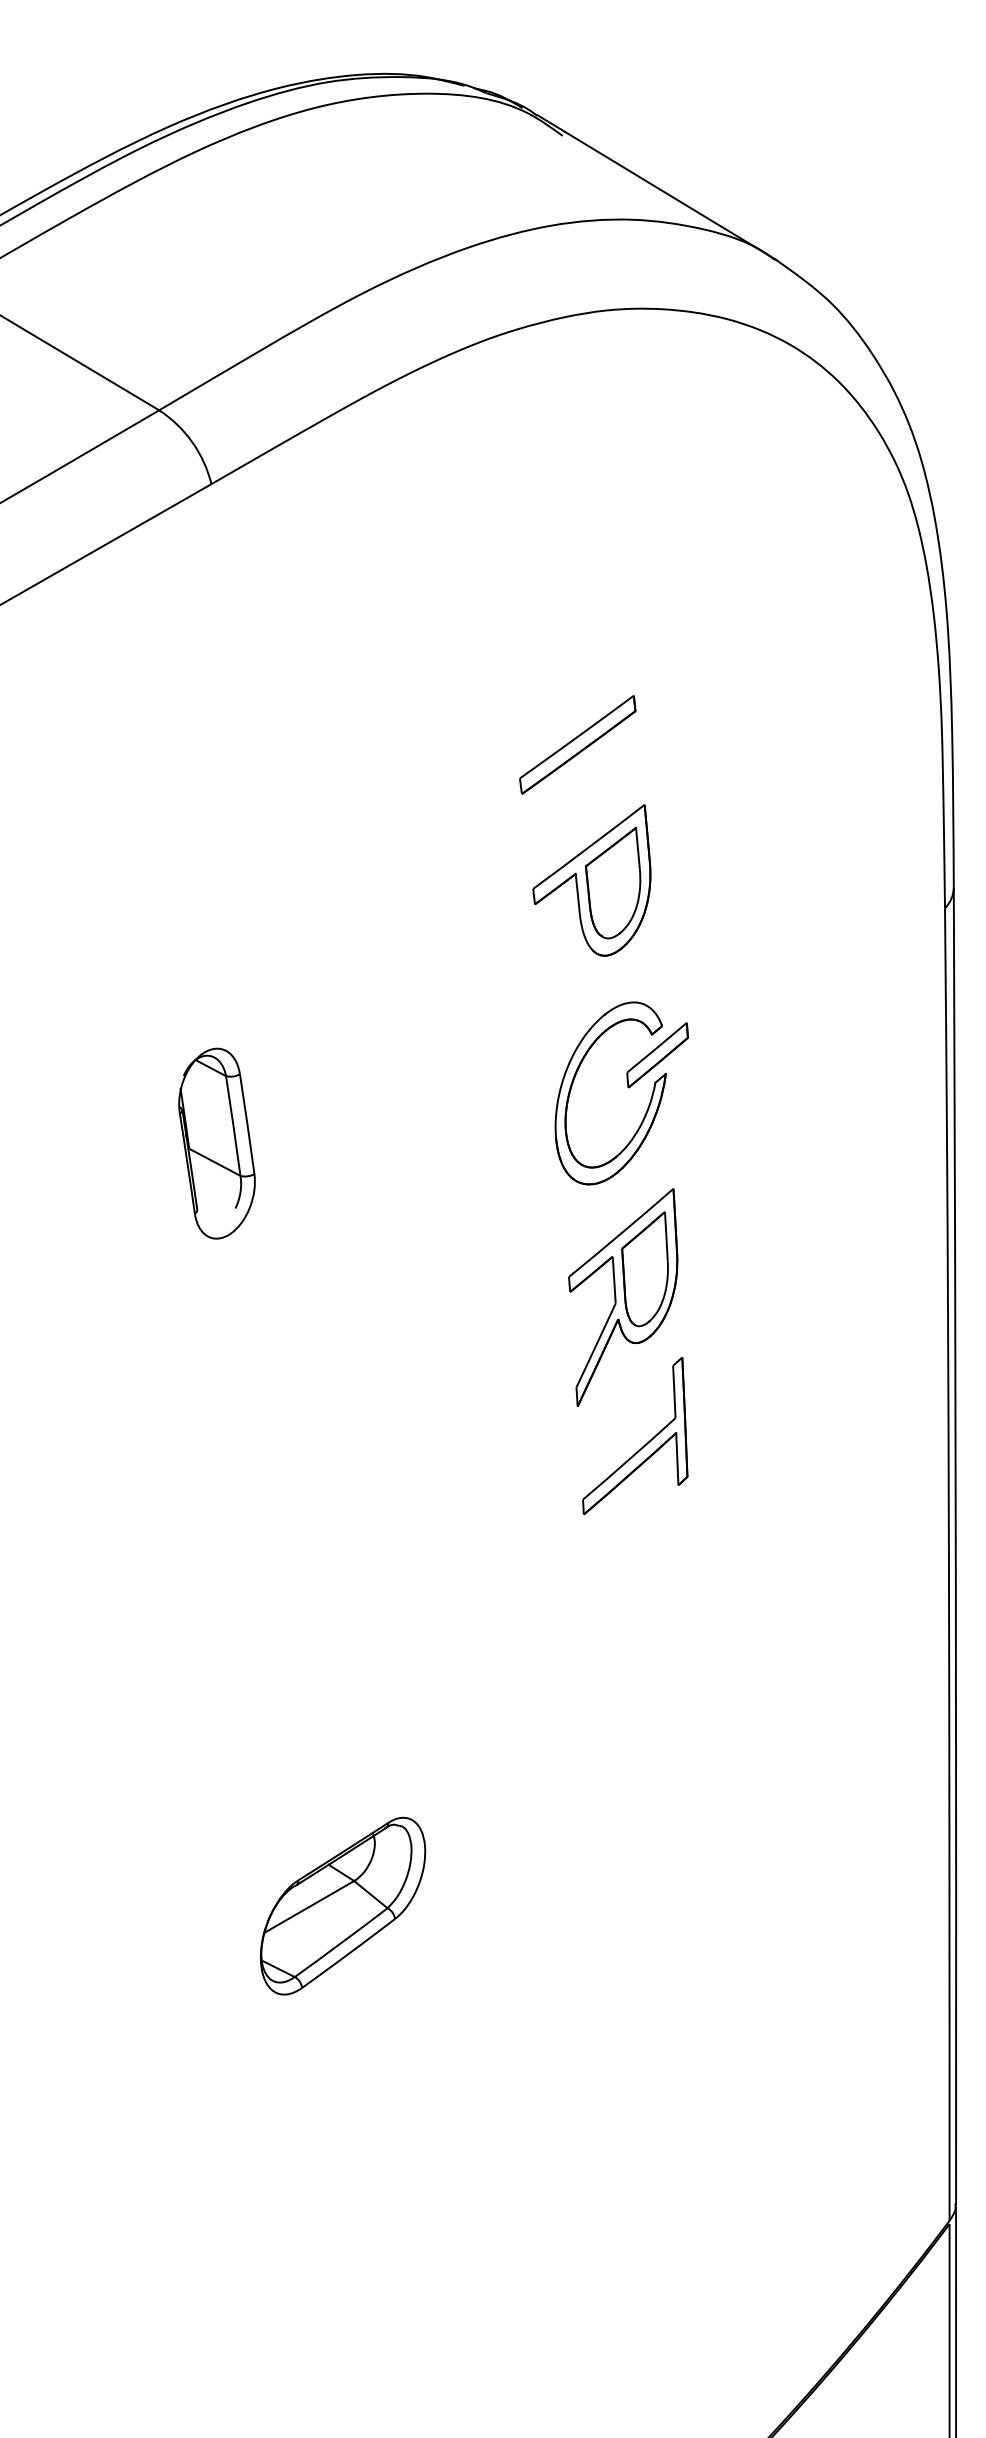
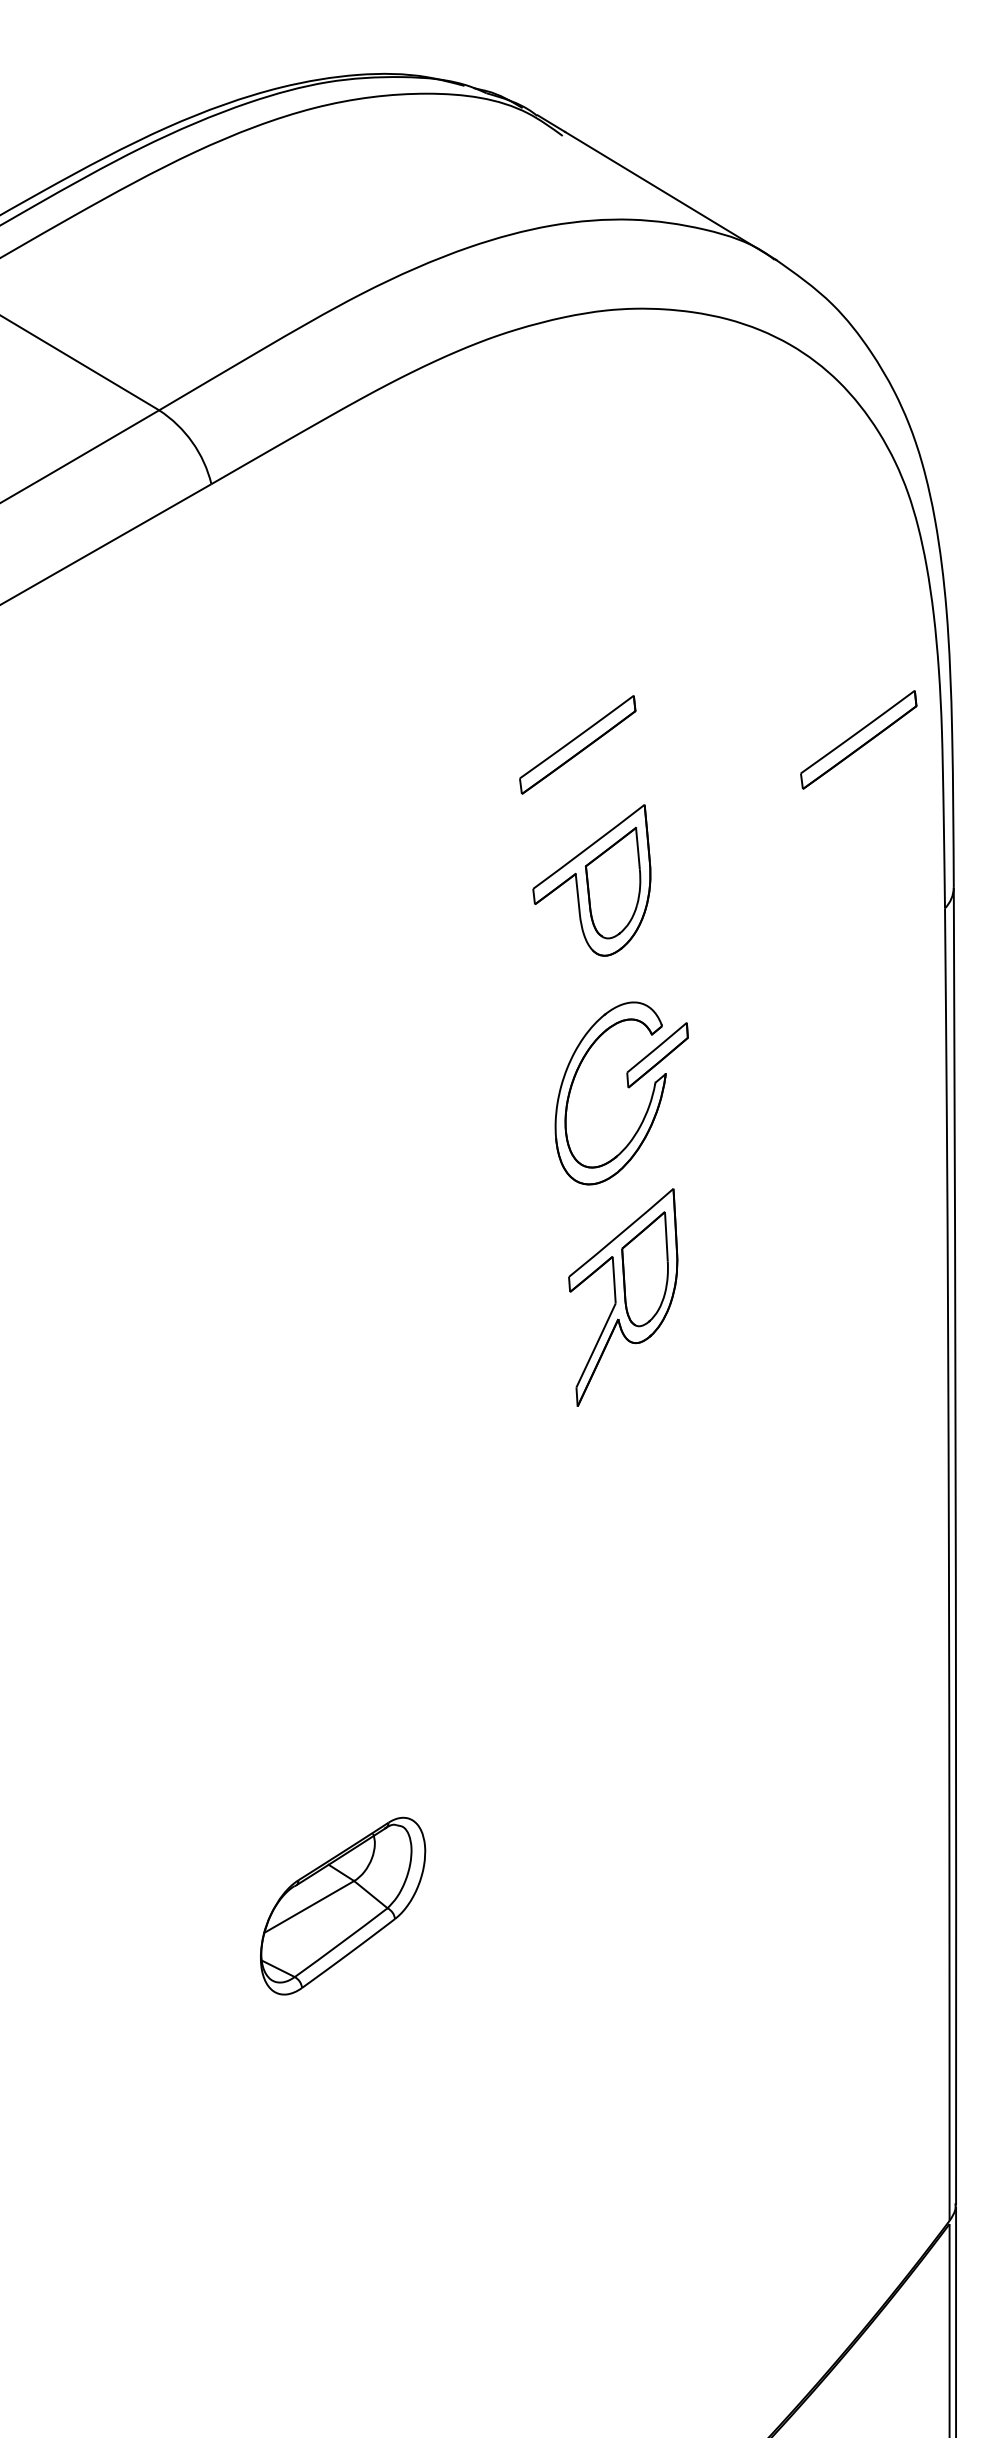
part: none -> present (858, 739)
part: present -> none (216, 1143)
part: present -> none (644, 1444)
